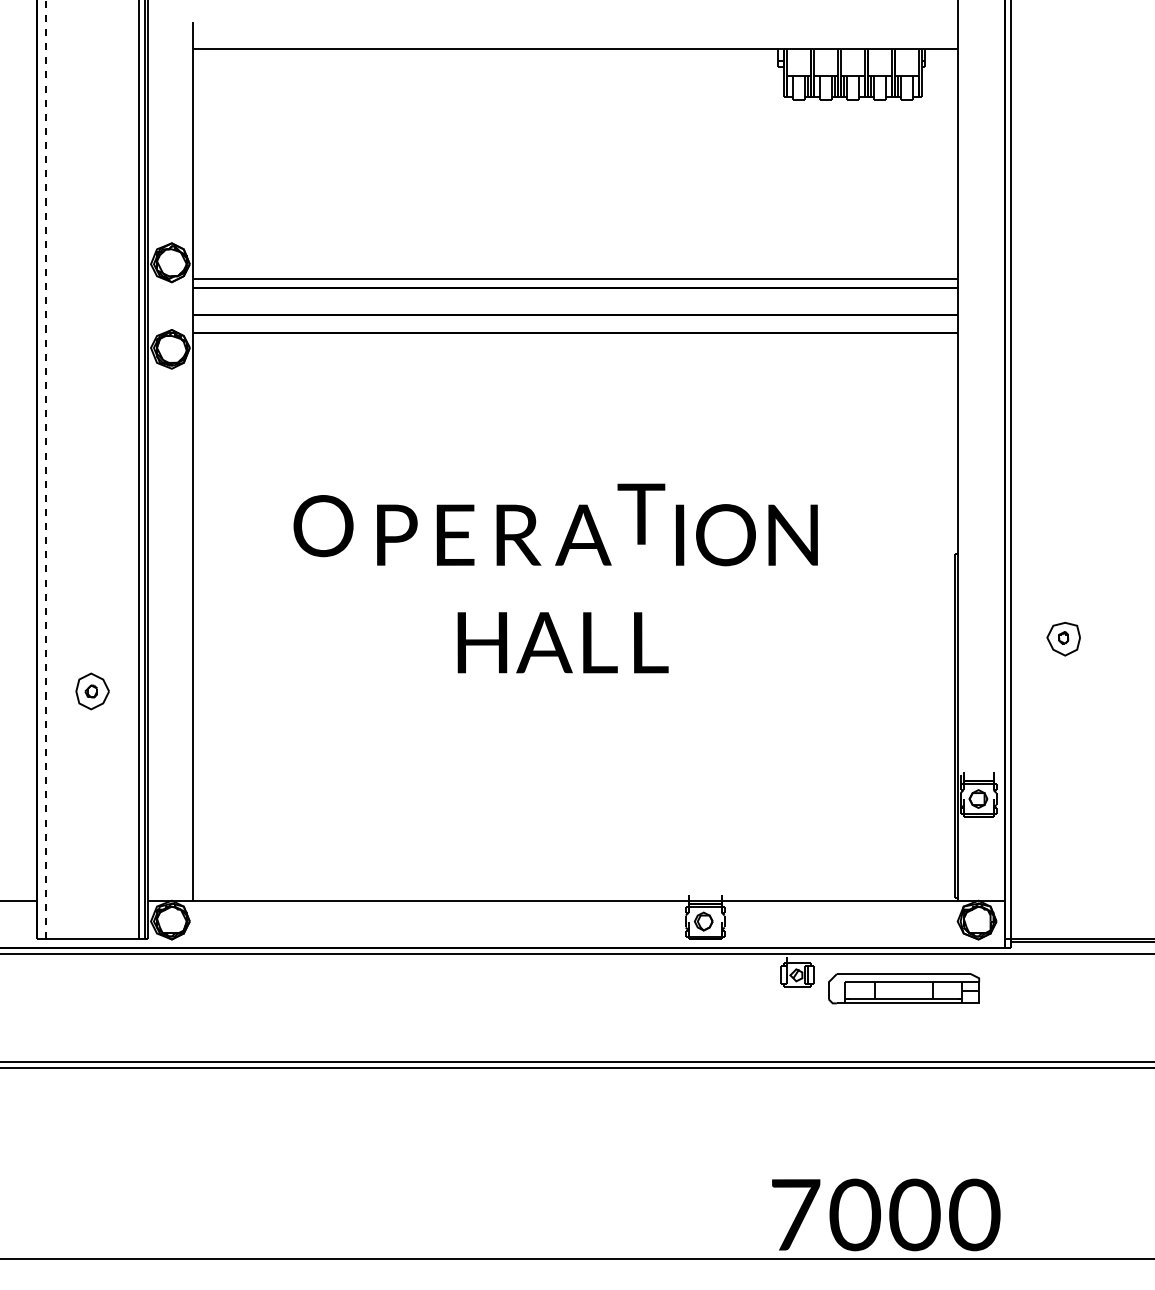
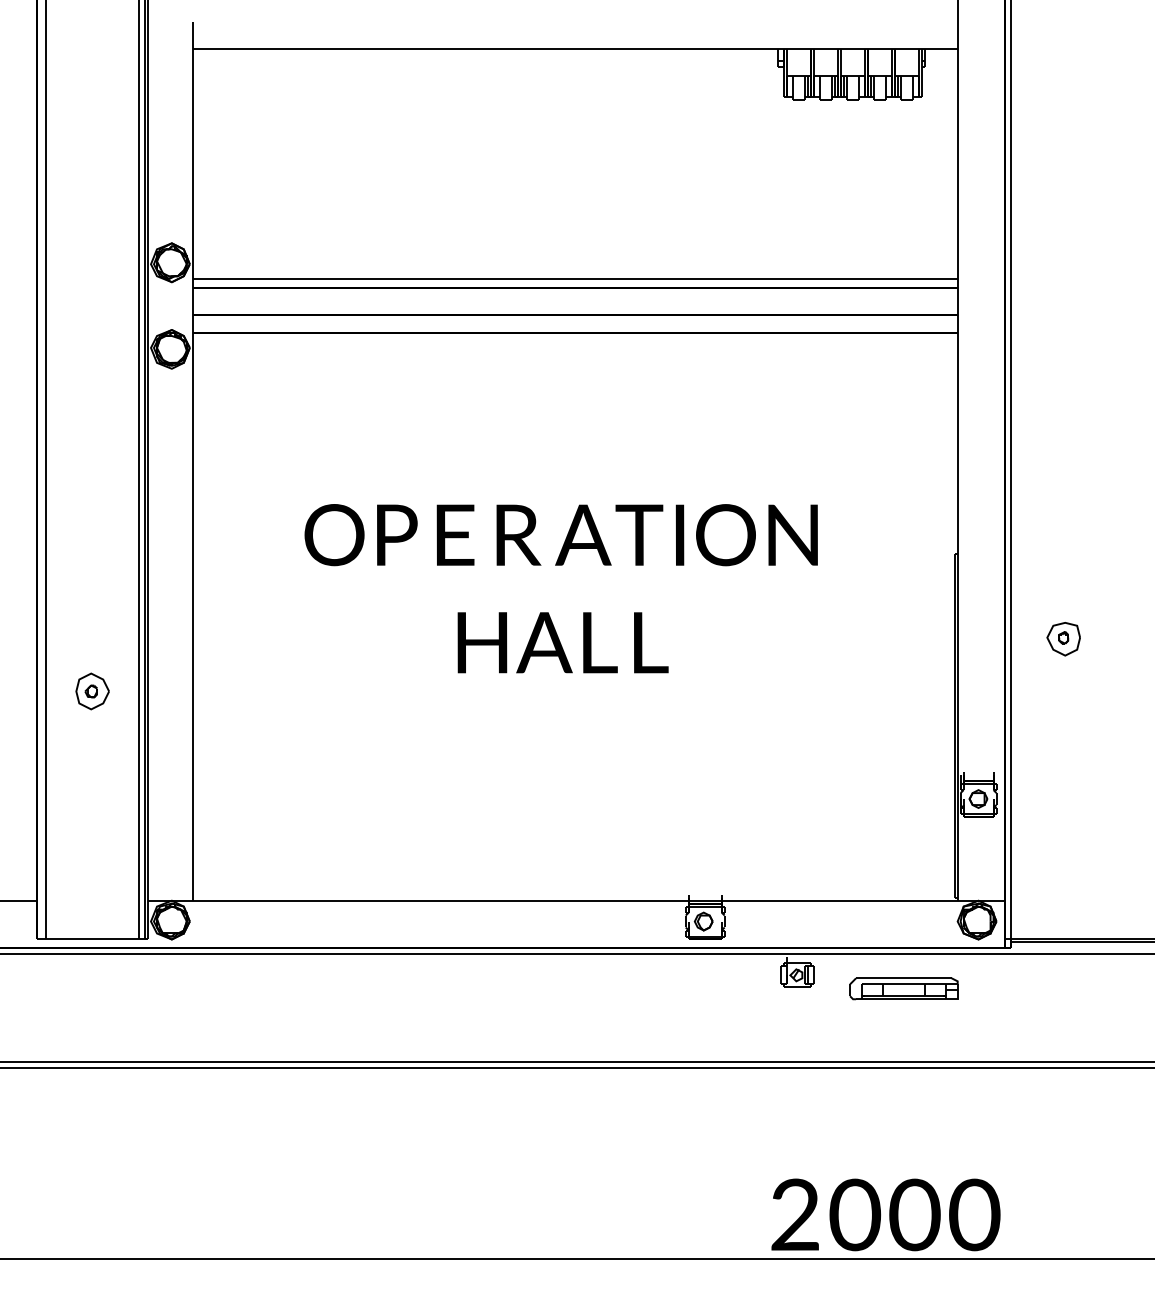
line: dashed -> solid (46, 469)
text position: (641, 513) -> (639, 534) (639, 534)
text position: (323, 526) -> (334, 535) (334, 535)
part size: 153x32 px -> 110x24 px (903, 988)
text: 7 -> 2 (795, 1214)
